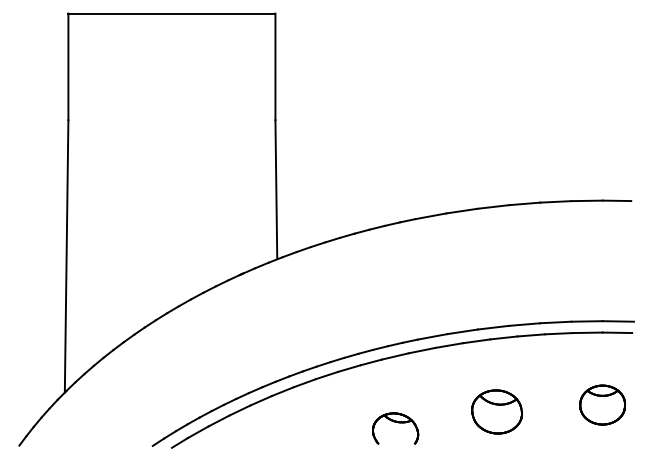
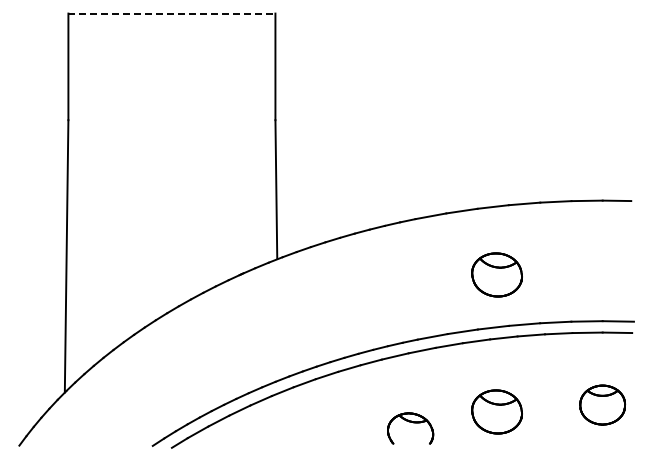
line: solid -> dashed (171, 13)
part: none -> present (496, 274)
part position: (395, 428) -> (410, 428) (410, 428)
